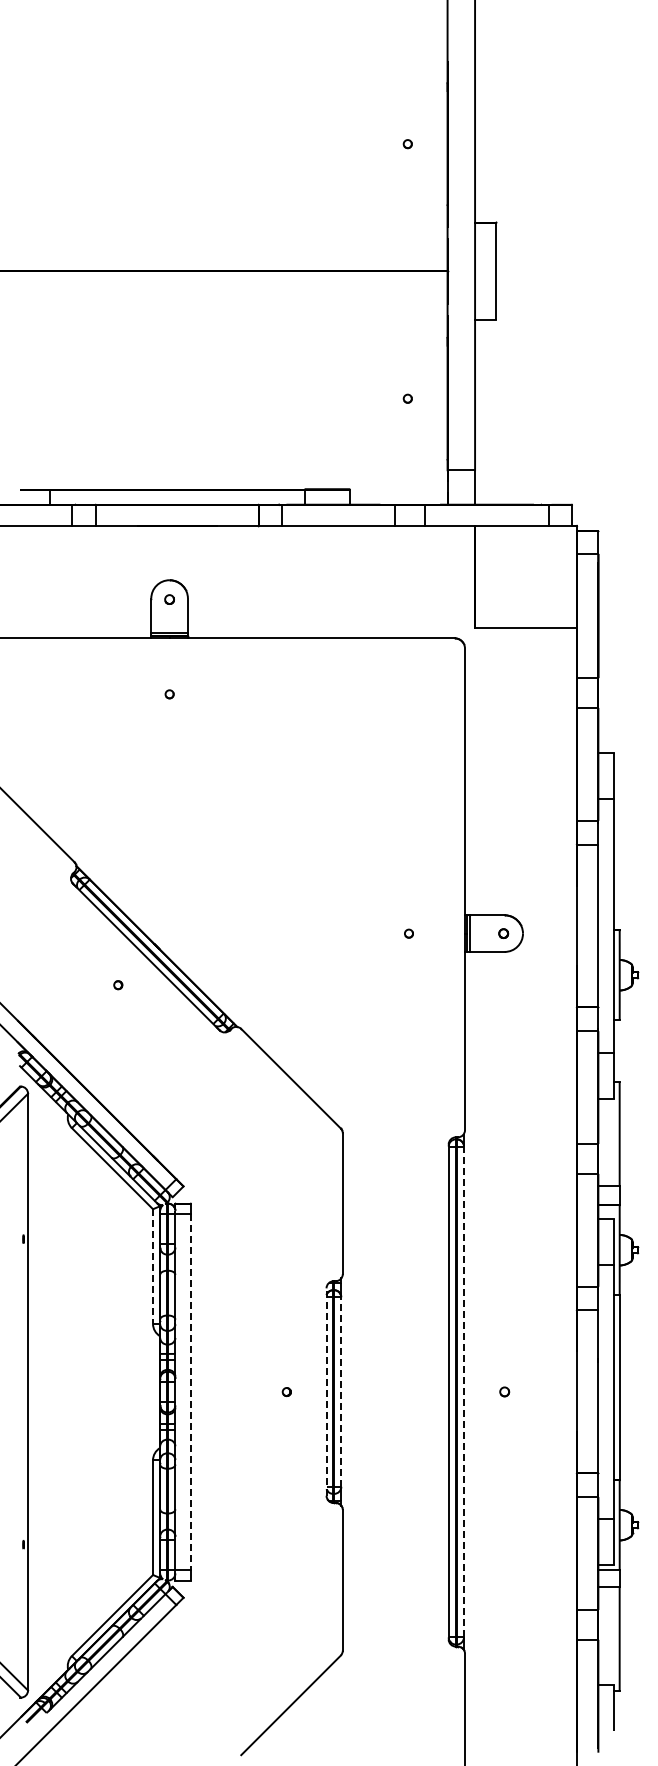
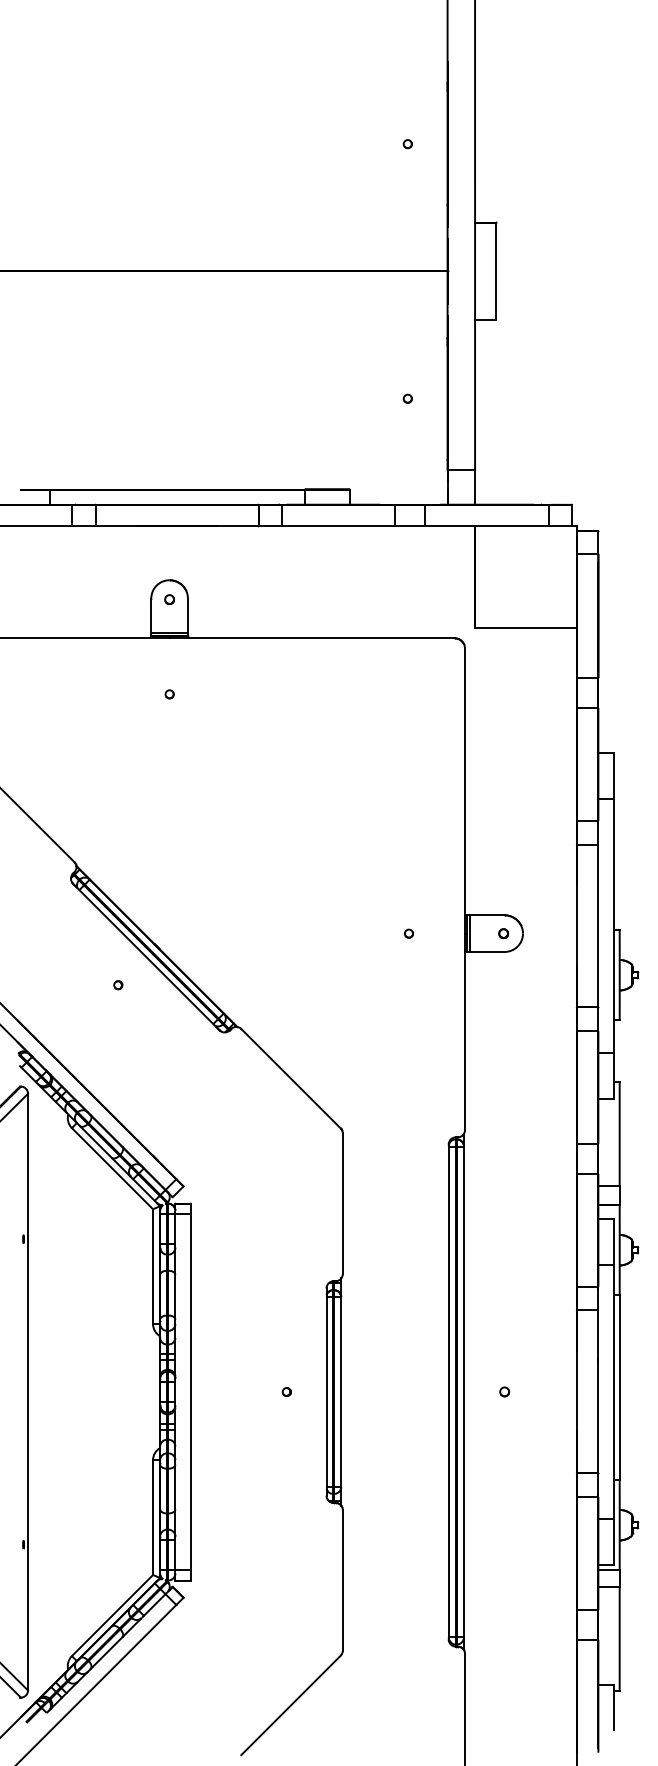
line: dashed -> solid (153, 1267)
line: dashed -> solid (463, 1391)
line: dashed -> solid (190, 1392)
line: dashed -> solid (326, 1392)
line: dashed -> solid (341, 1392)
